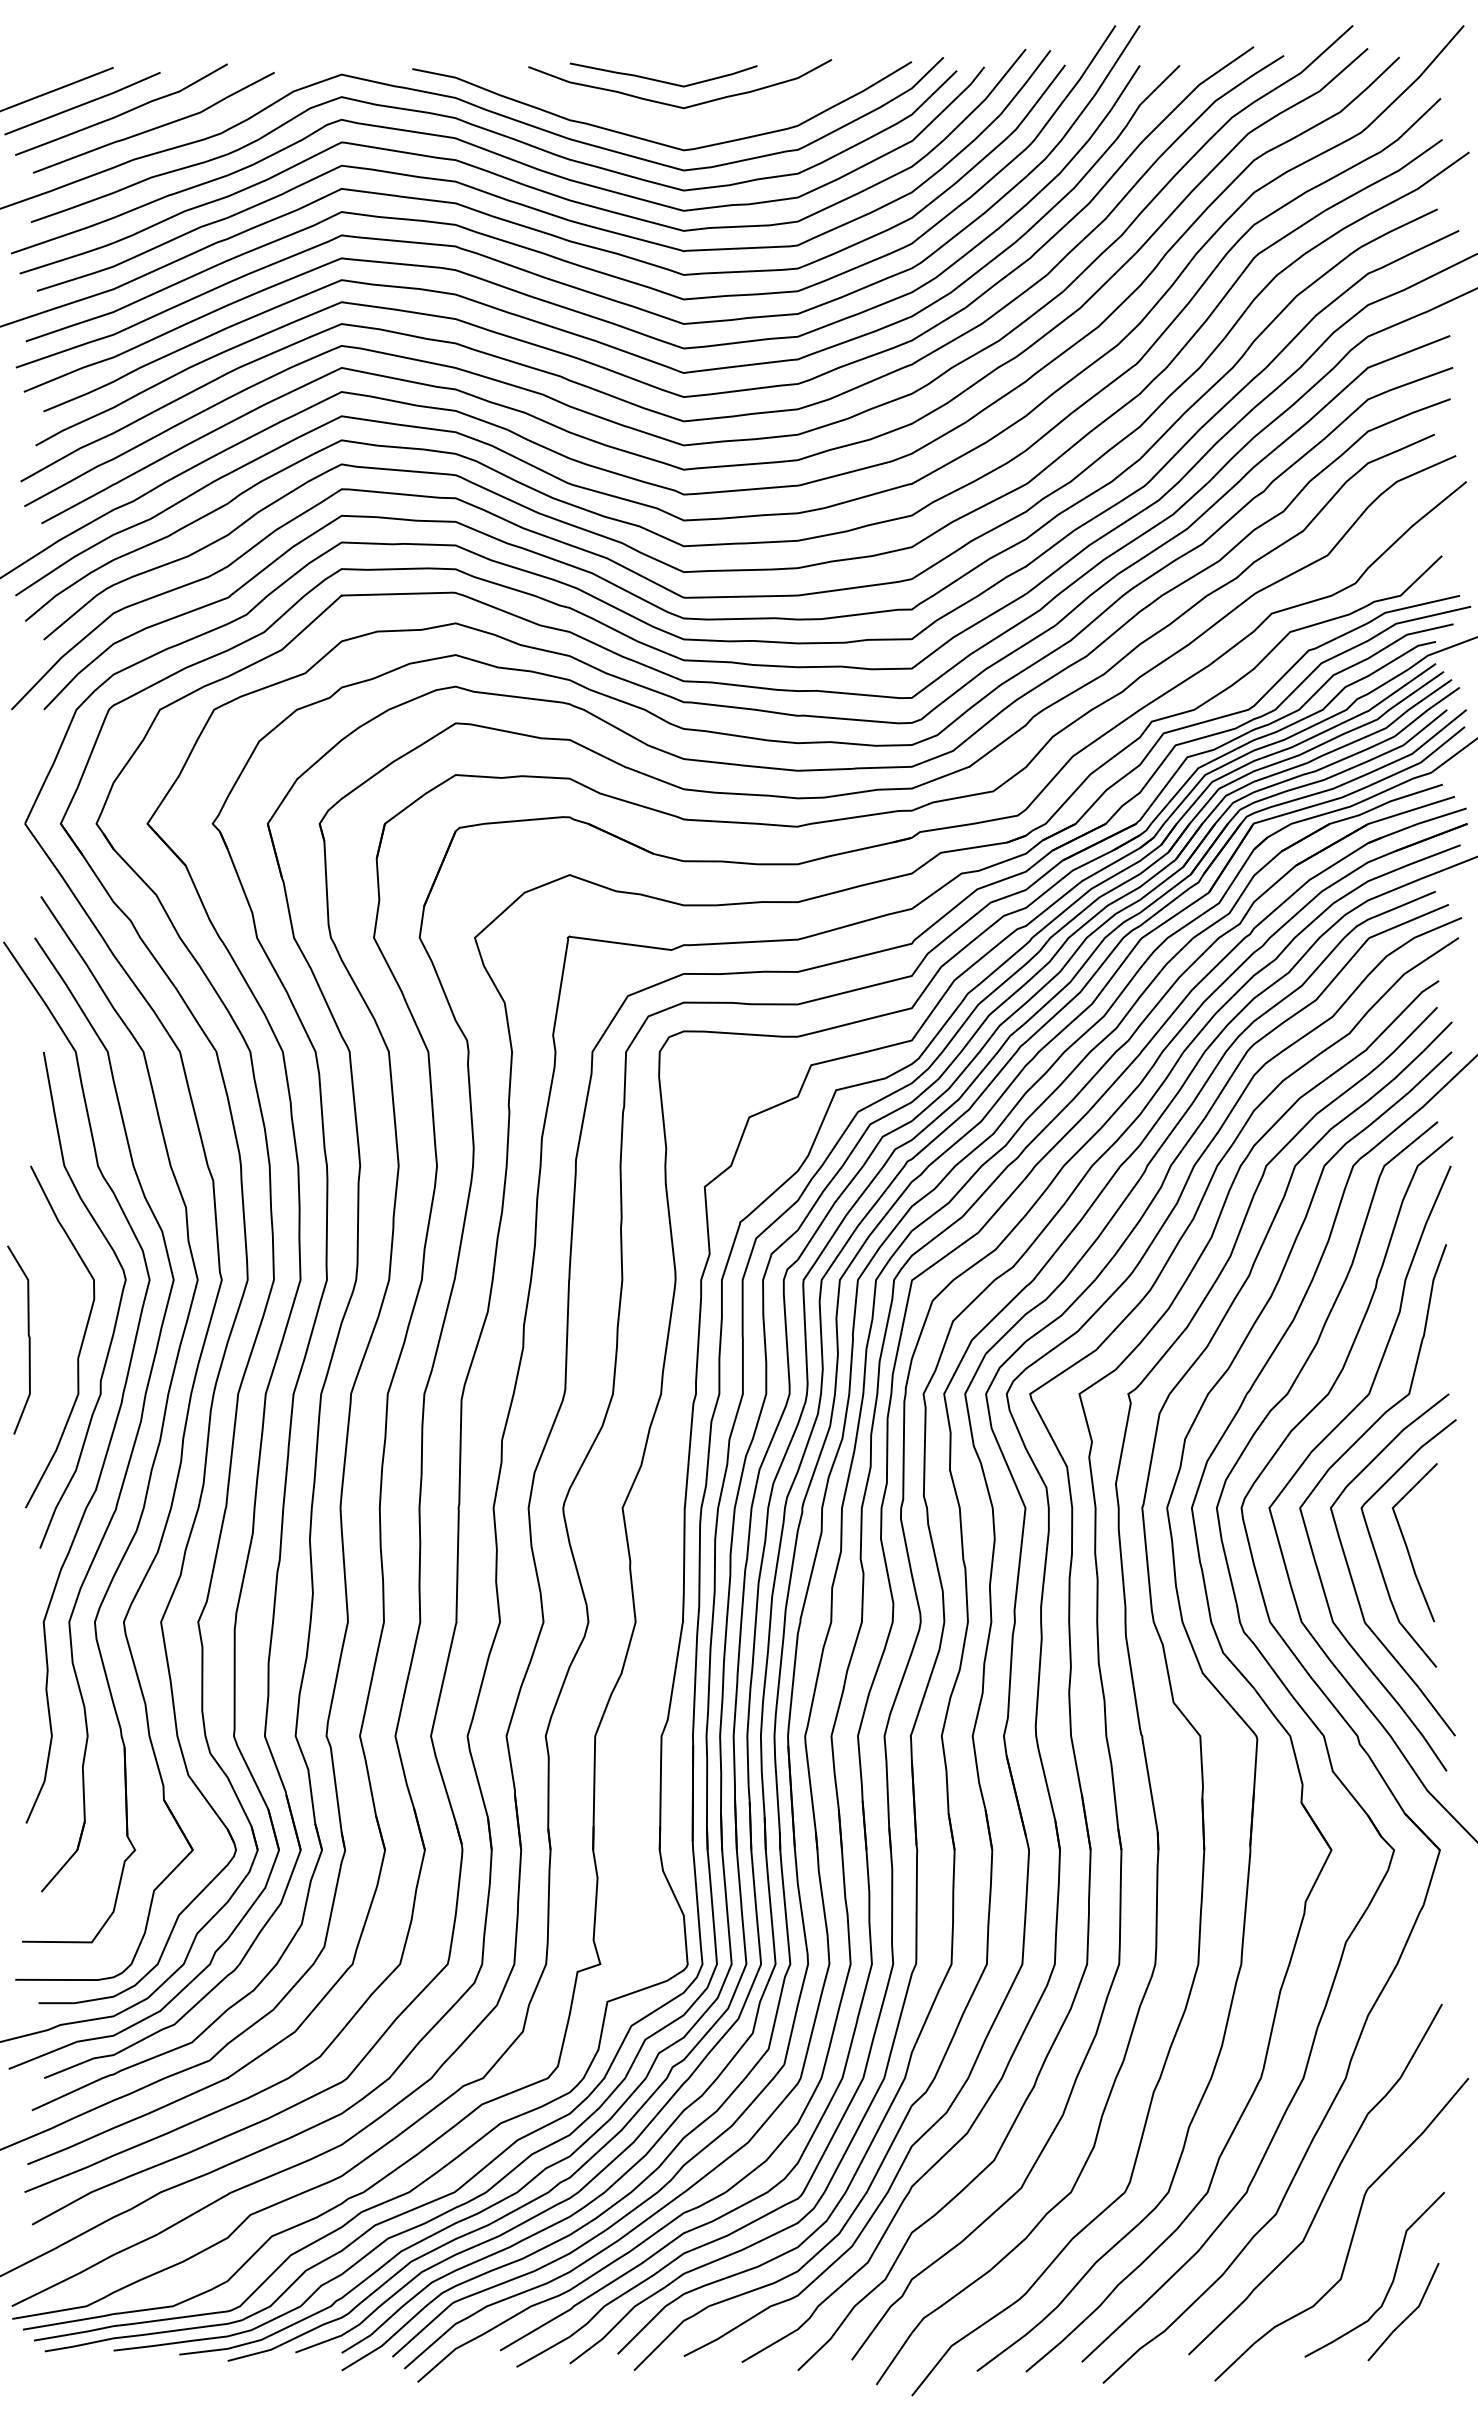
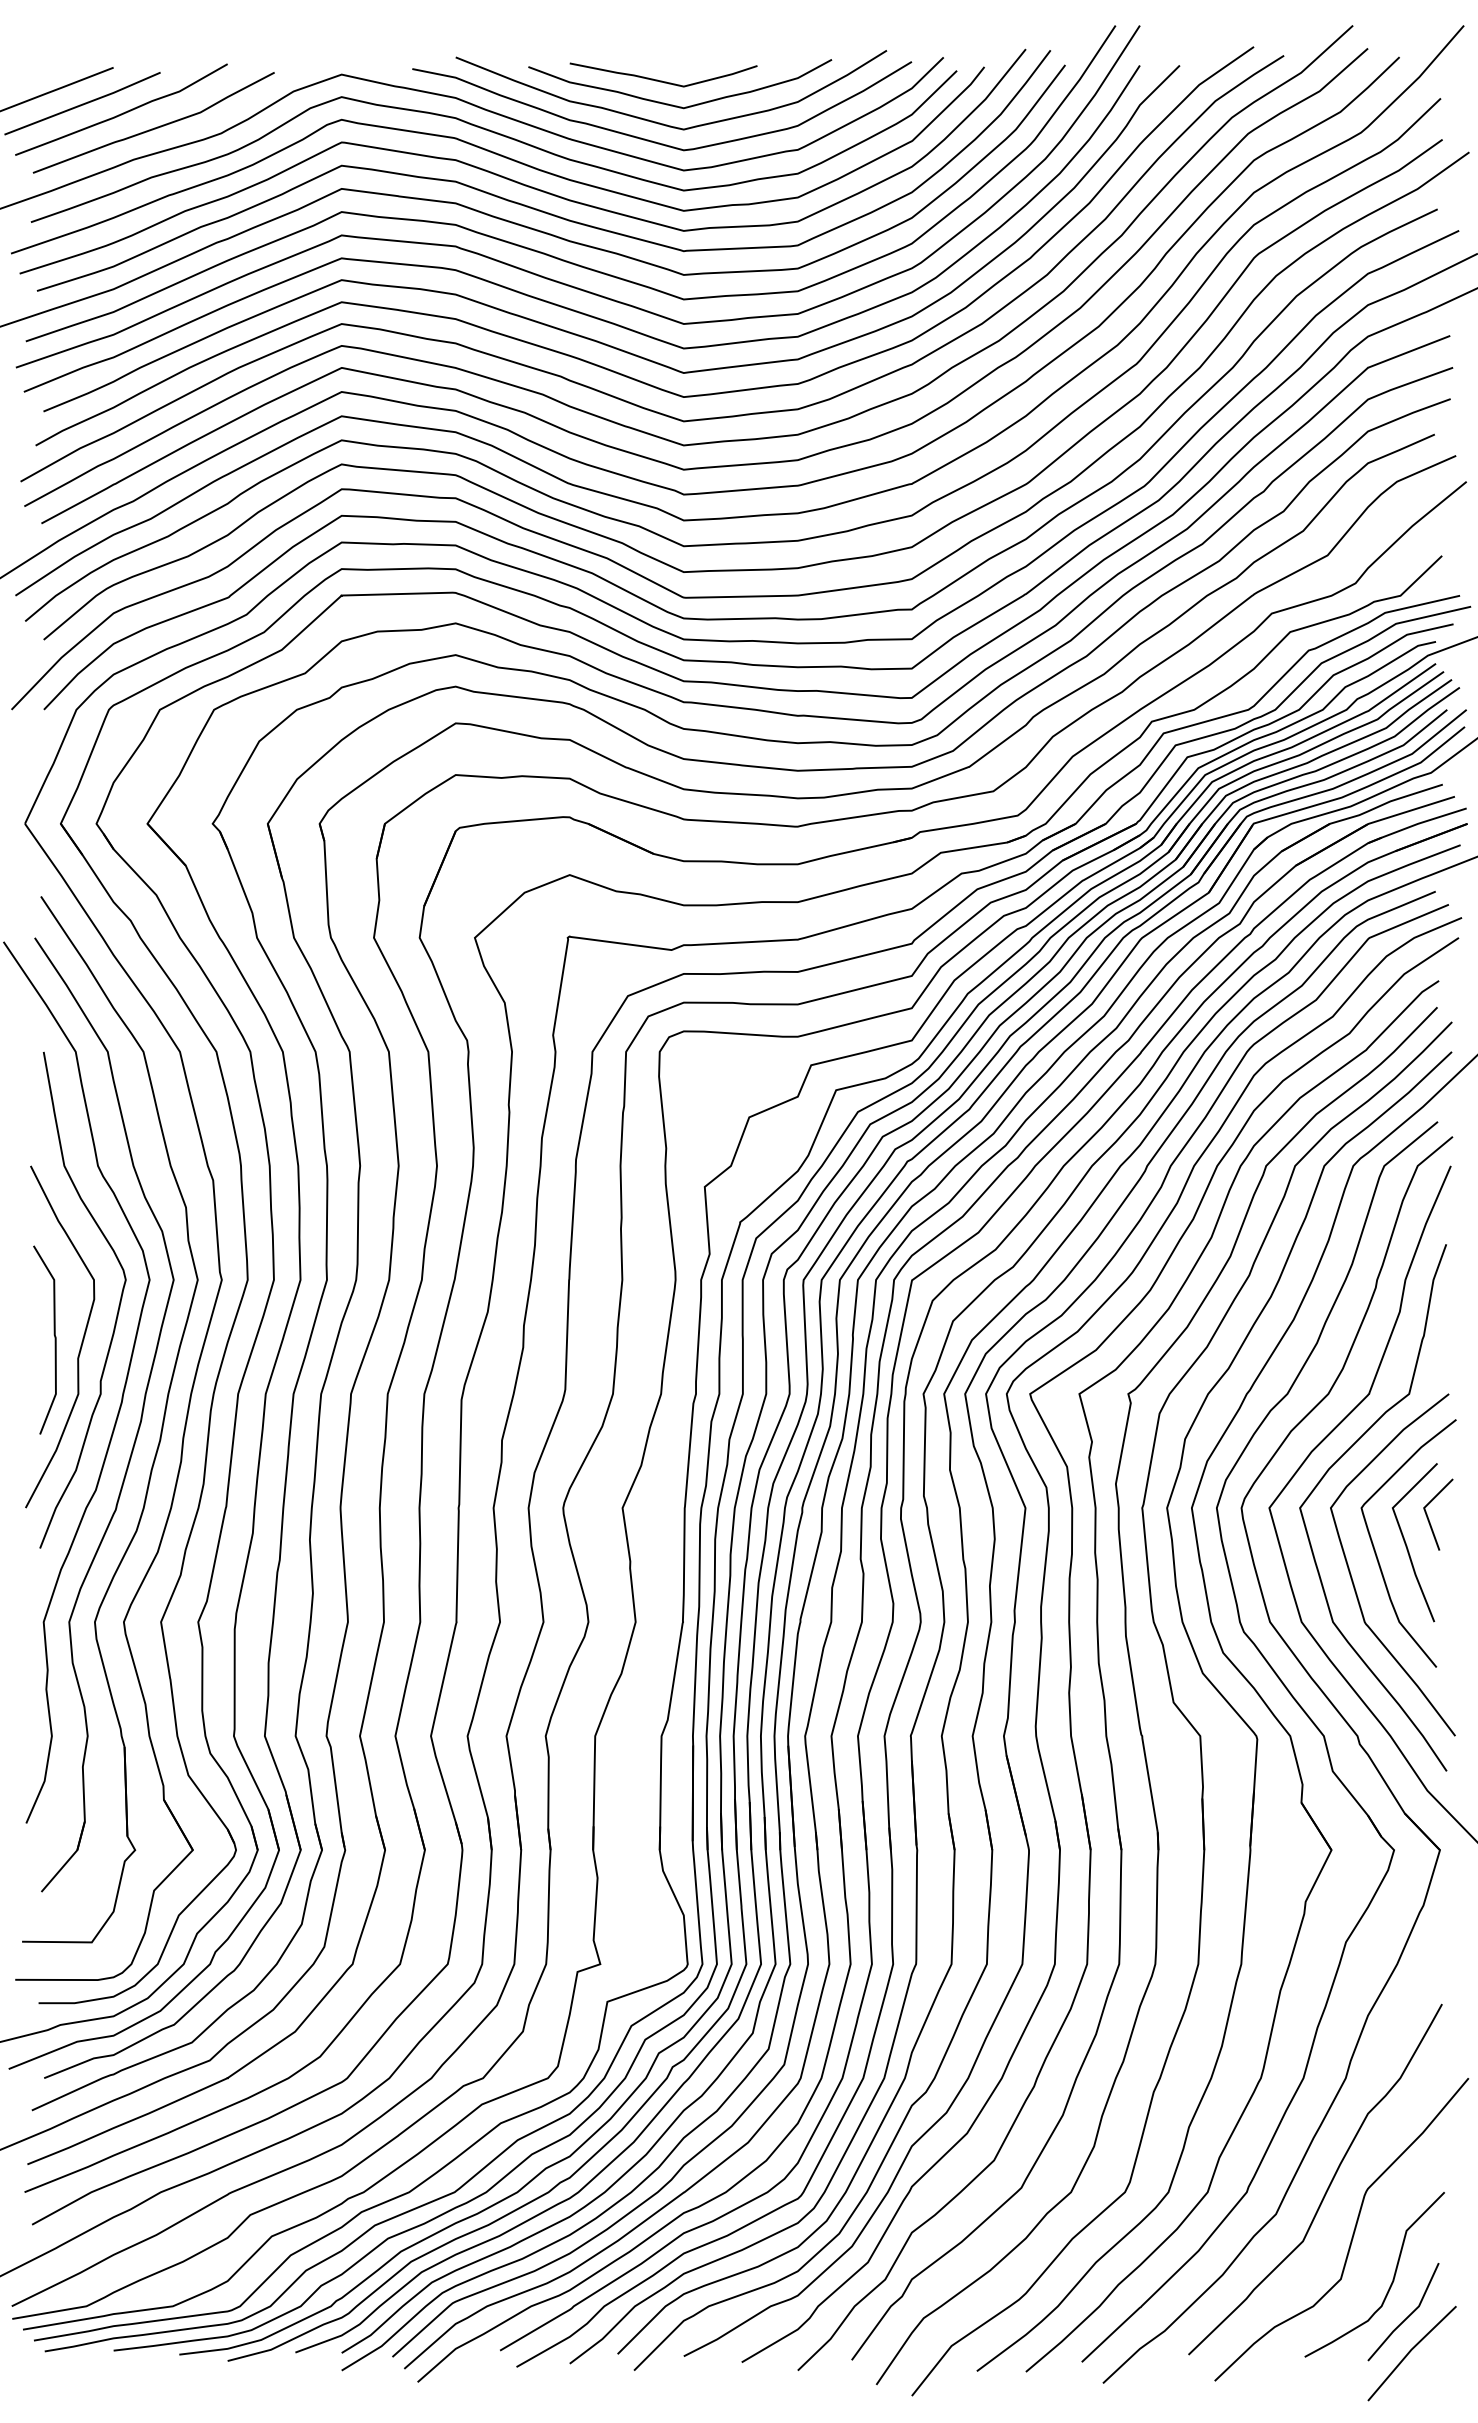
curve: none -> present (660, 122)
curve position: (28, 1339) -> (54, 1339) (54, 1339)
line: none -> present (1428, 1516)
line: none -> present (1410, 2352)
